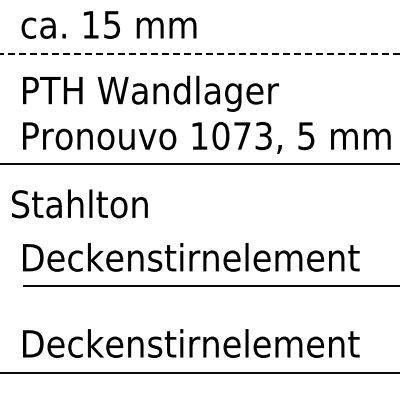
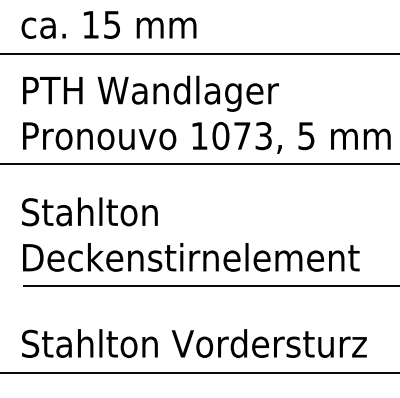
line: dashed -> solid (199, 53)
text position: (79, 203) -> (89, 211) (89, 211)
text: Deckenstirnelement -> Stahlton Vordersturz (194, 343)
